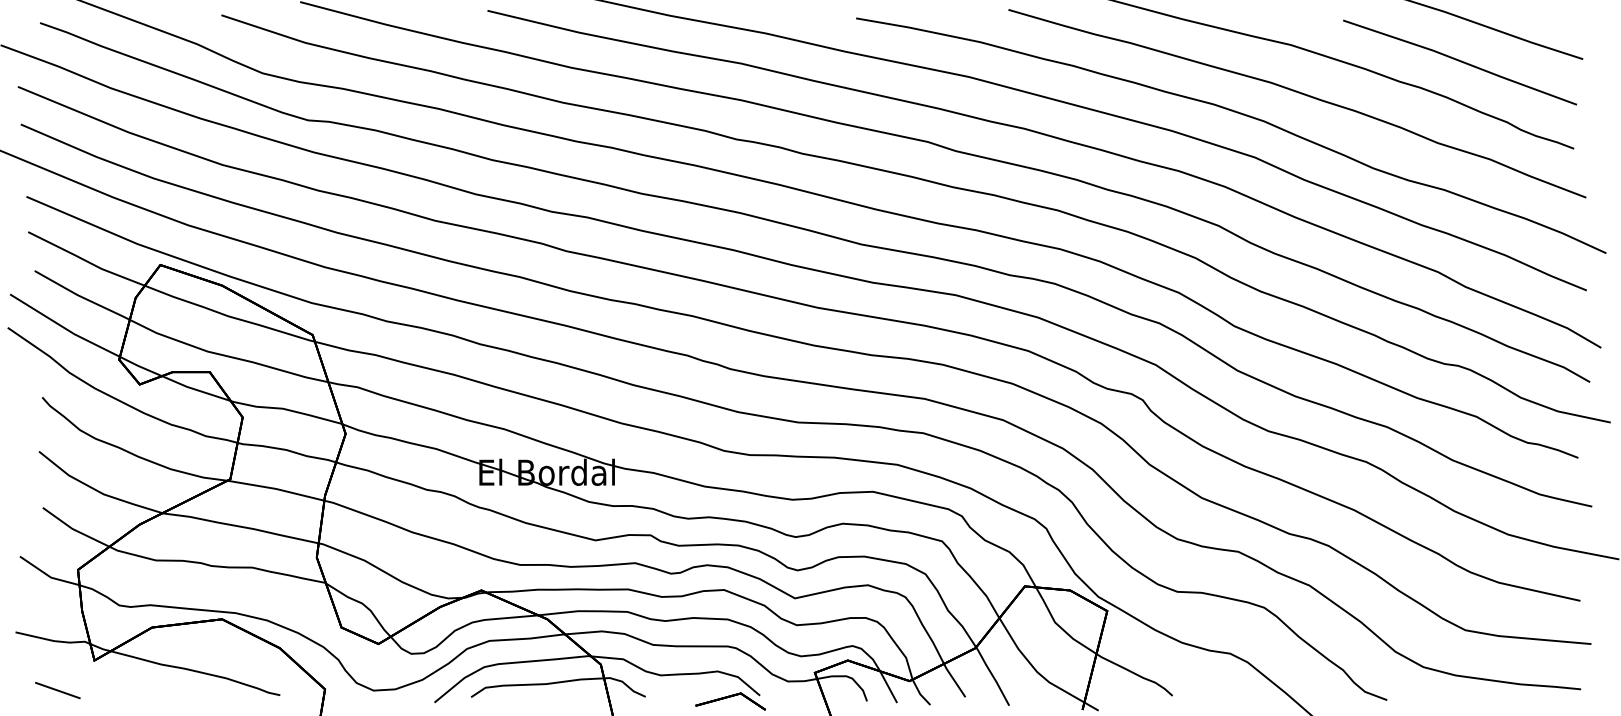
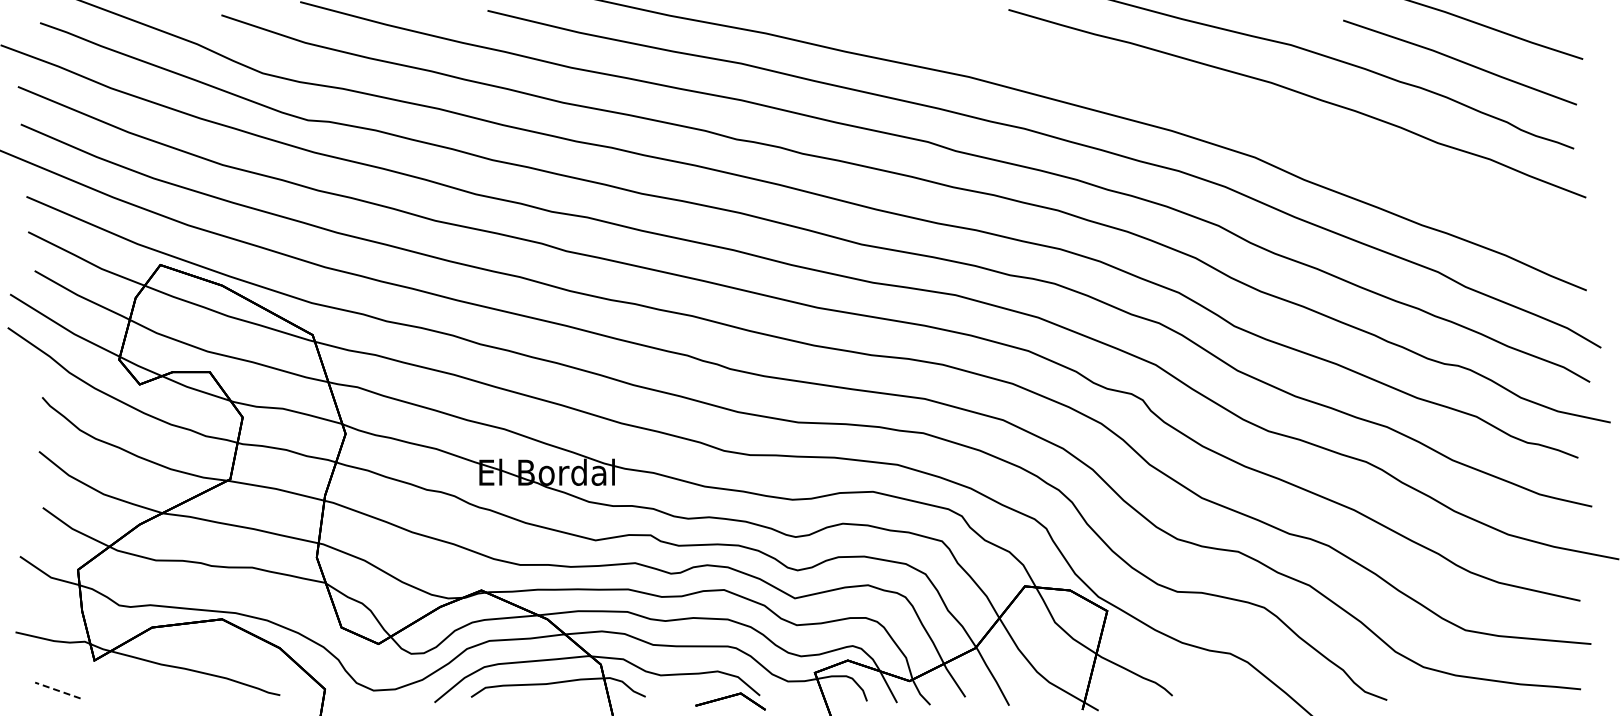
curve: present -> none (1237, 113)
line: solid -> dashed (57, 690)
